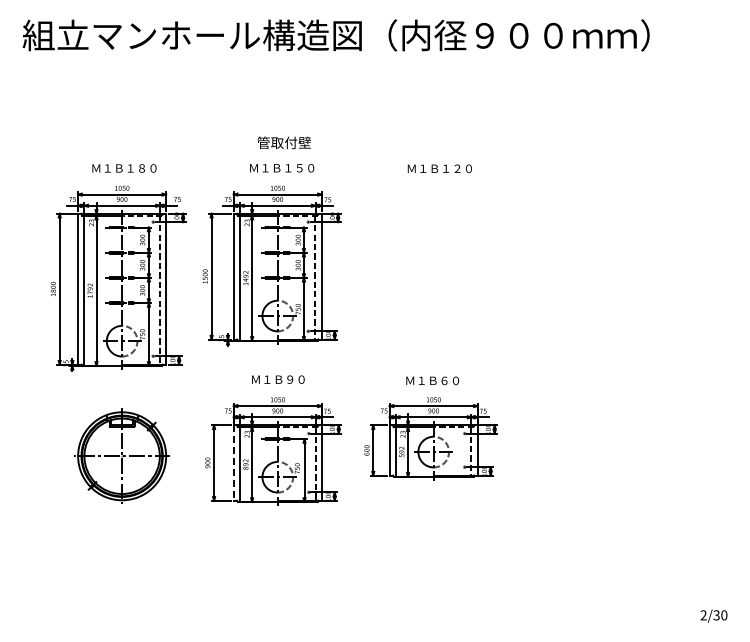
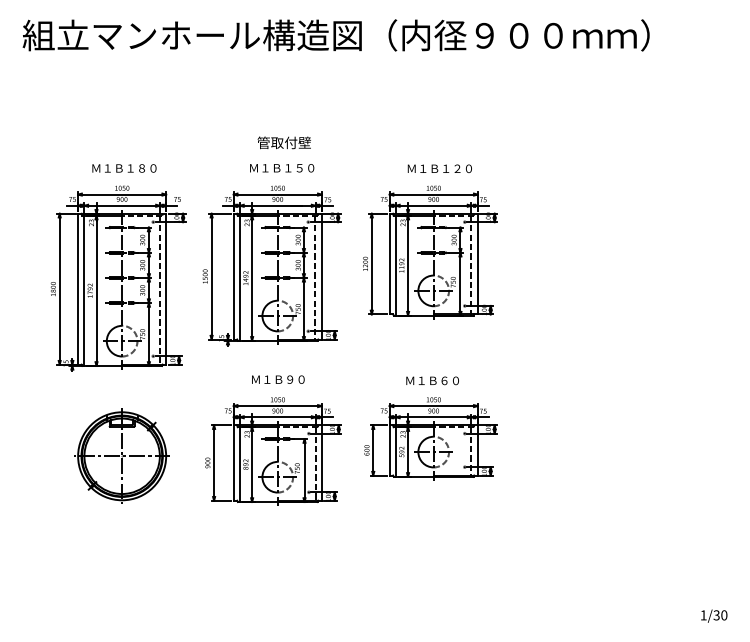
part: none -> present (430, 252)
line: dashed -> solid (233, 462)
text: 2/30 -> 1/30 (703, 615)
